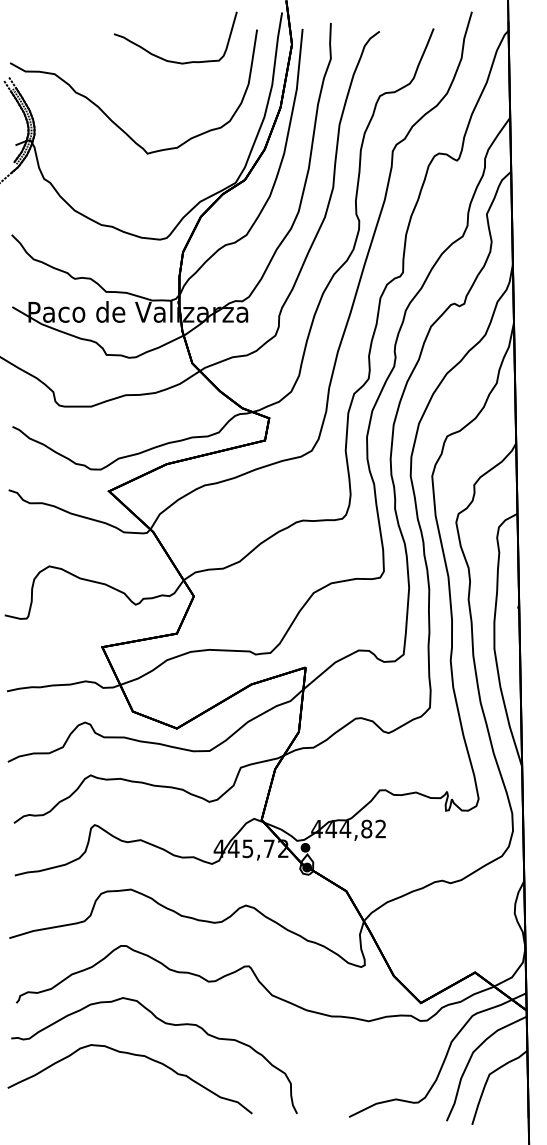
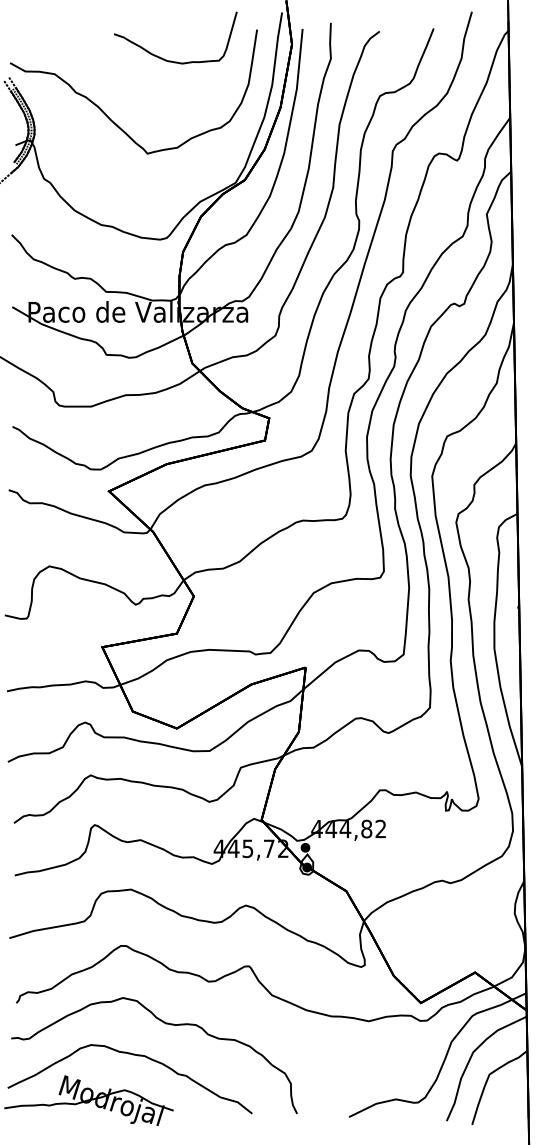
part: none -> present (88, 1100)
